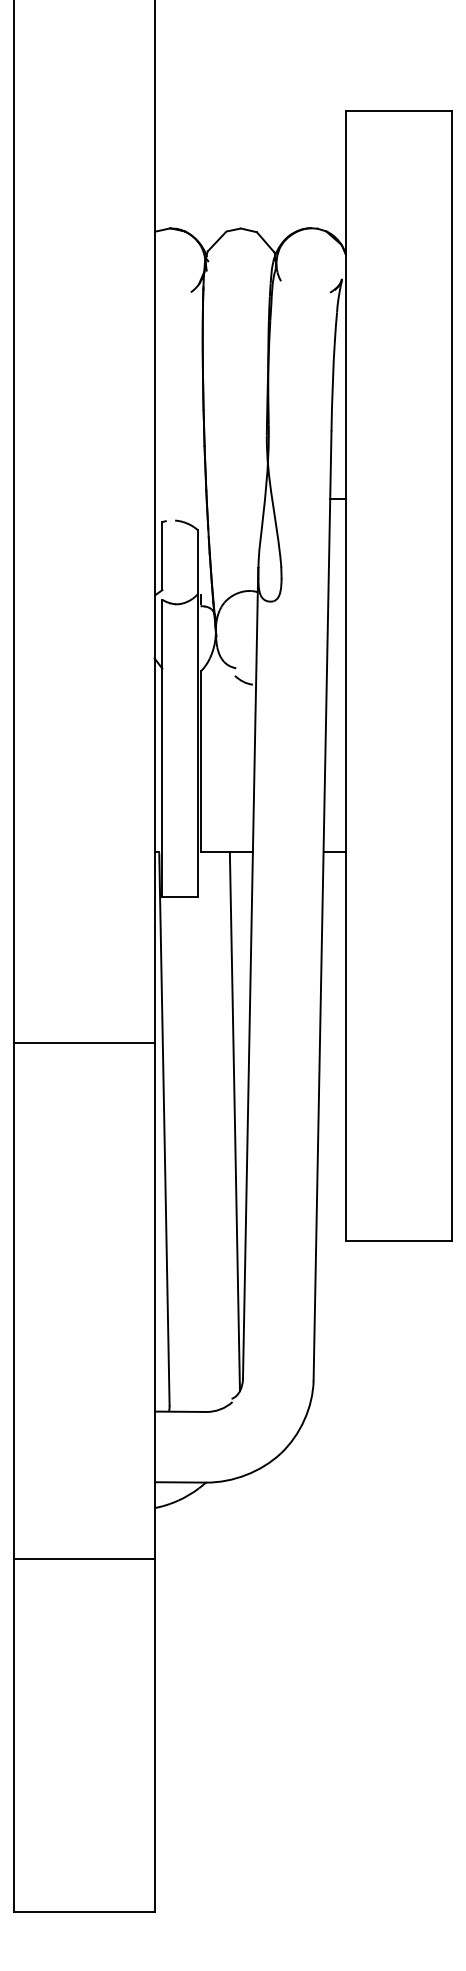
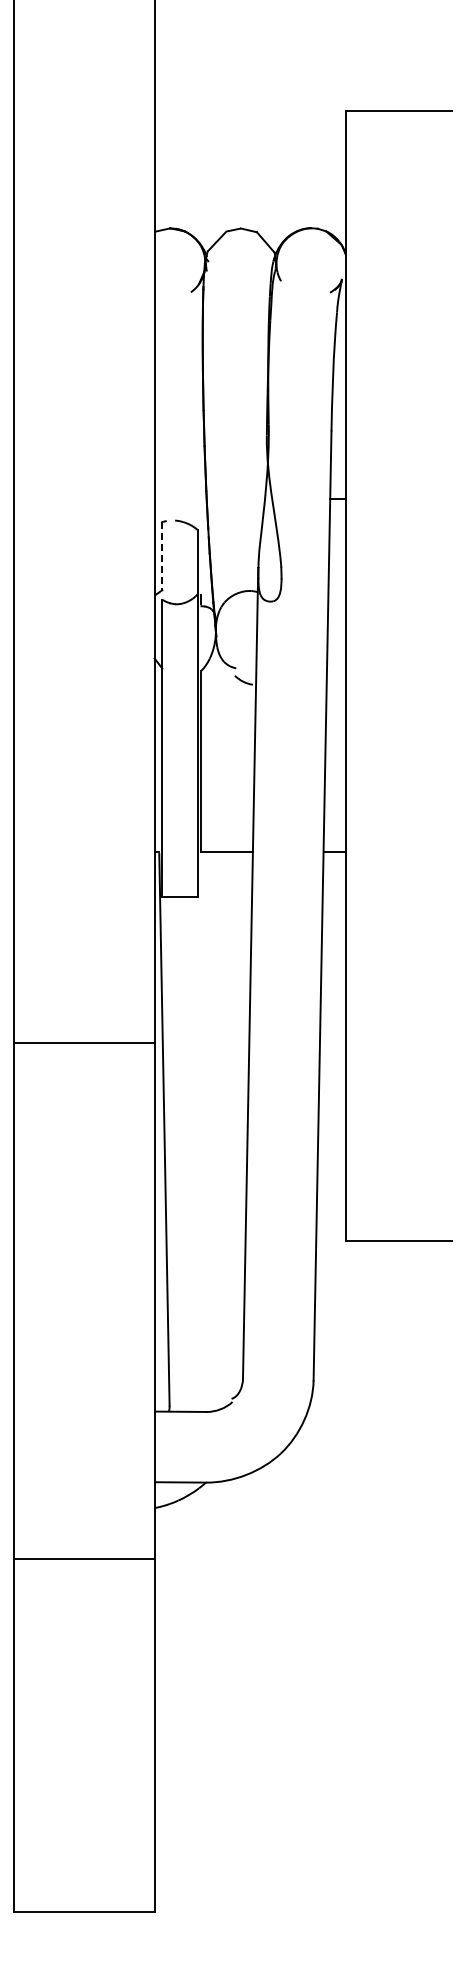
line: solid -> dashed (162, 556)
line: present -> none (451, 675)
line: present -> none (234, 1121)
